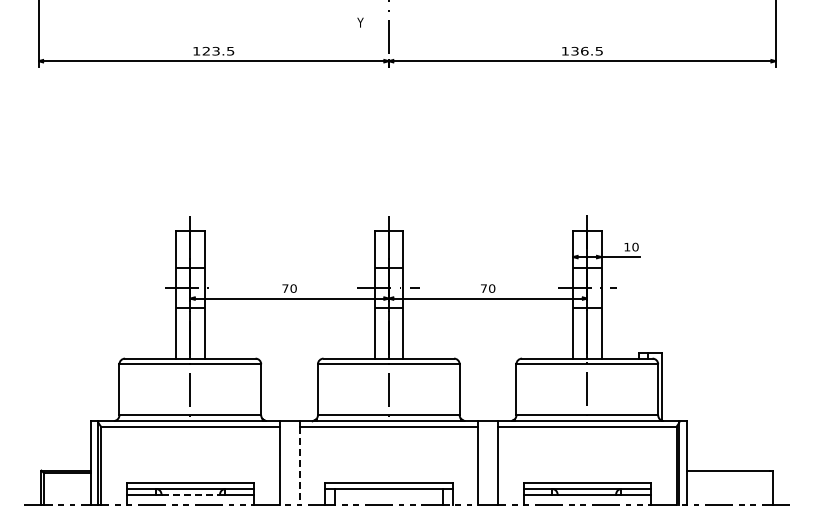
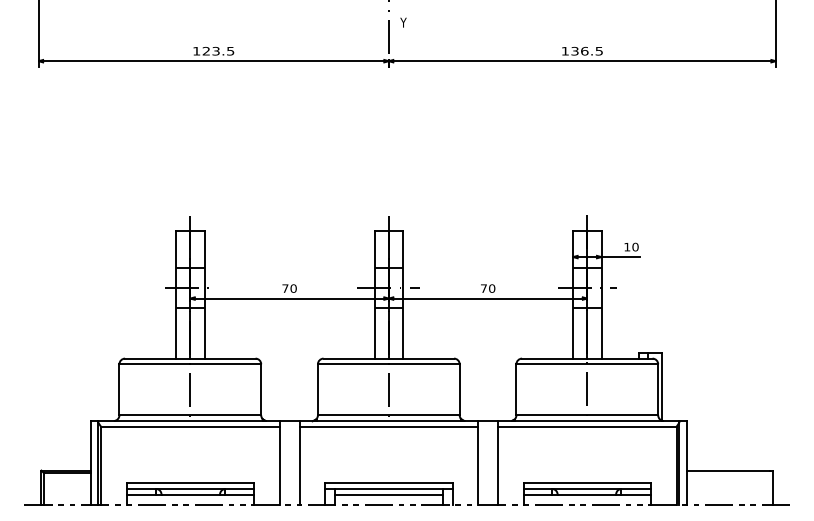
text position: (360, 22) -> (403, 22) (403, 22)
line: dashed -> solid (299, 466)
line: dashed -> solid (191, 494)
line: none -> present (388, 494)
